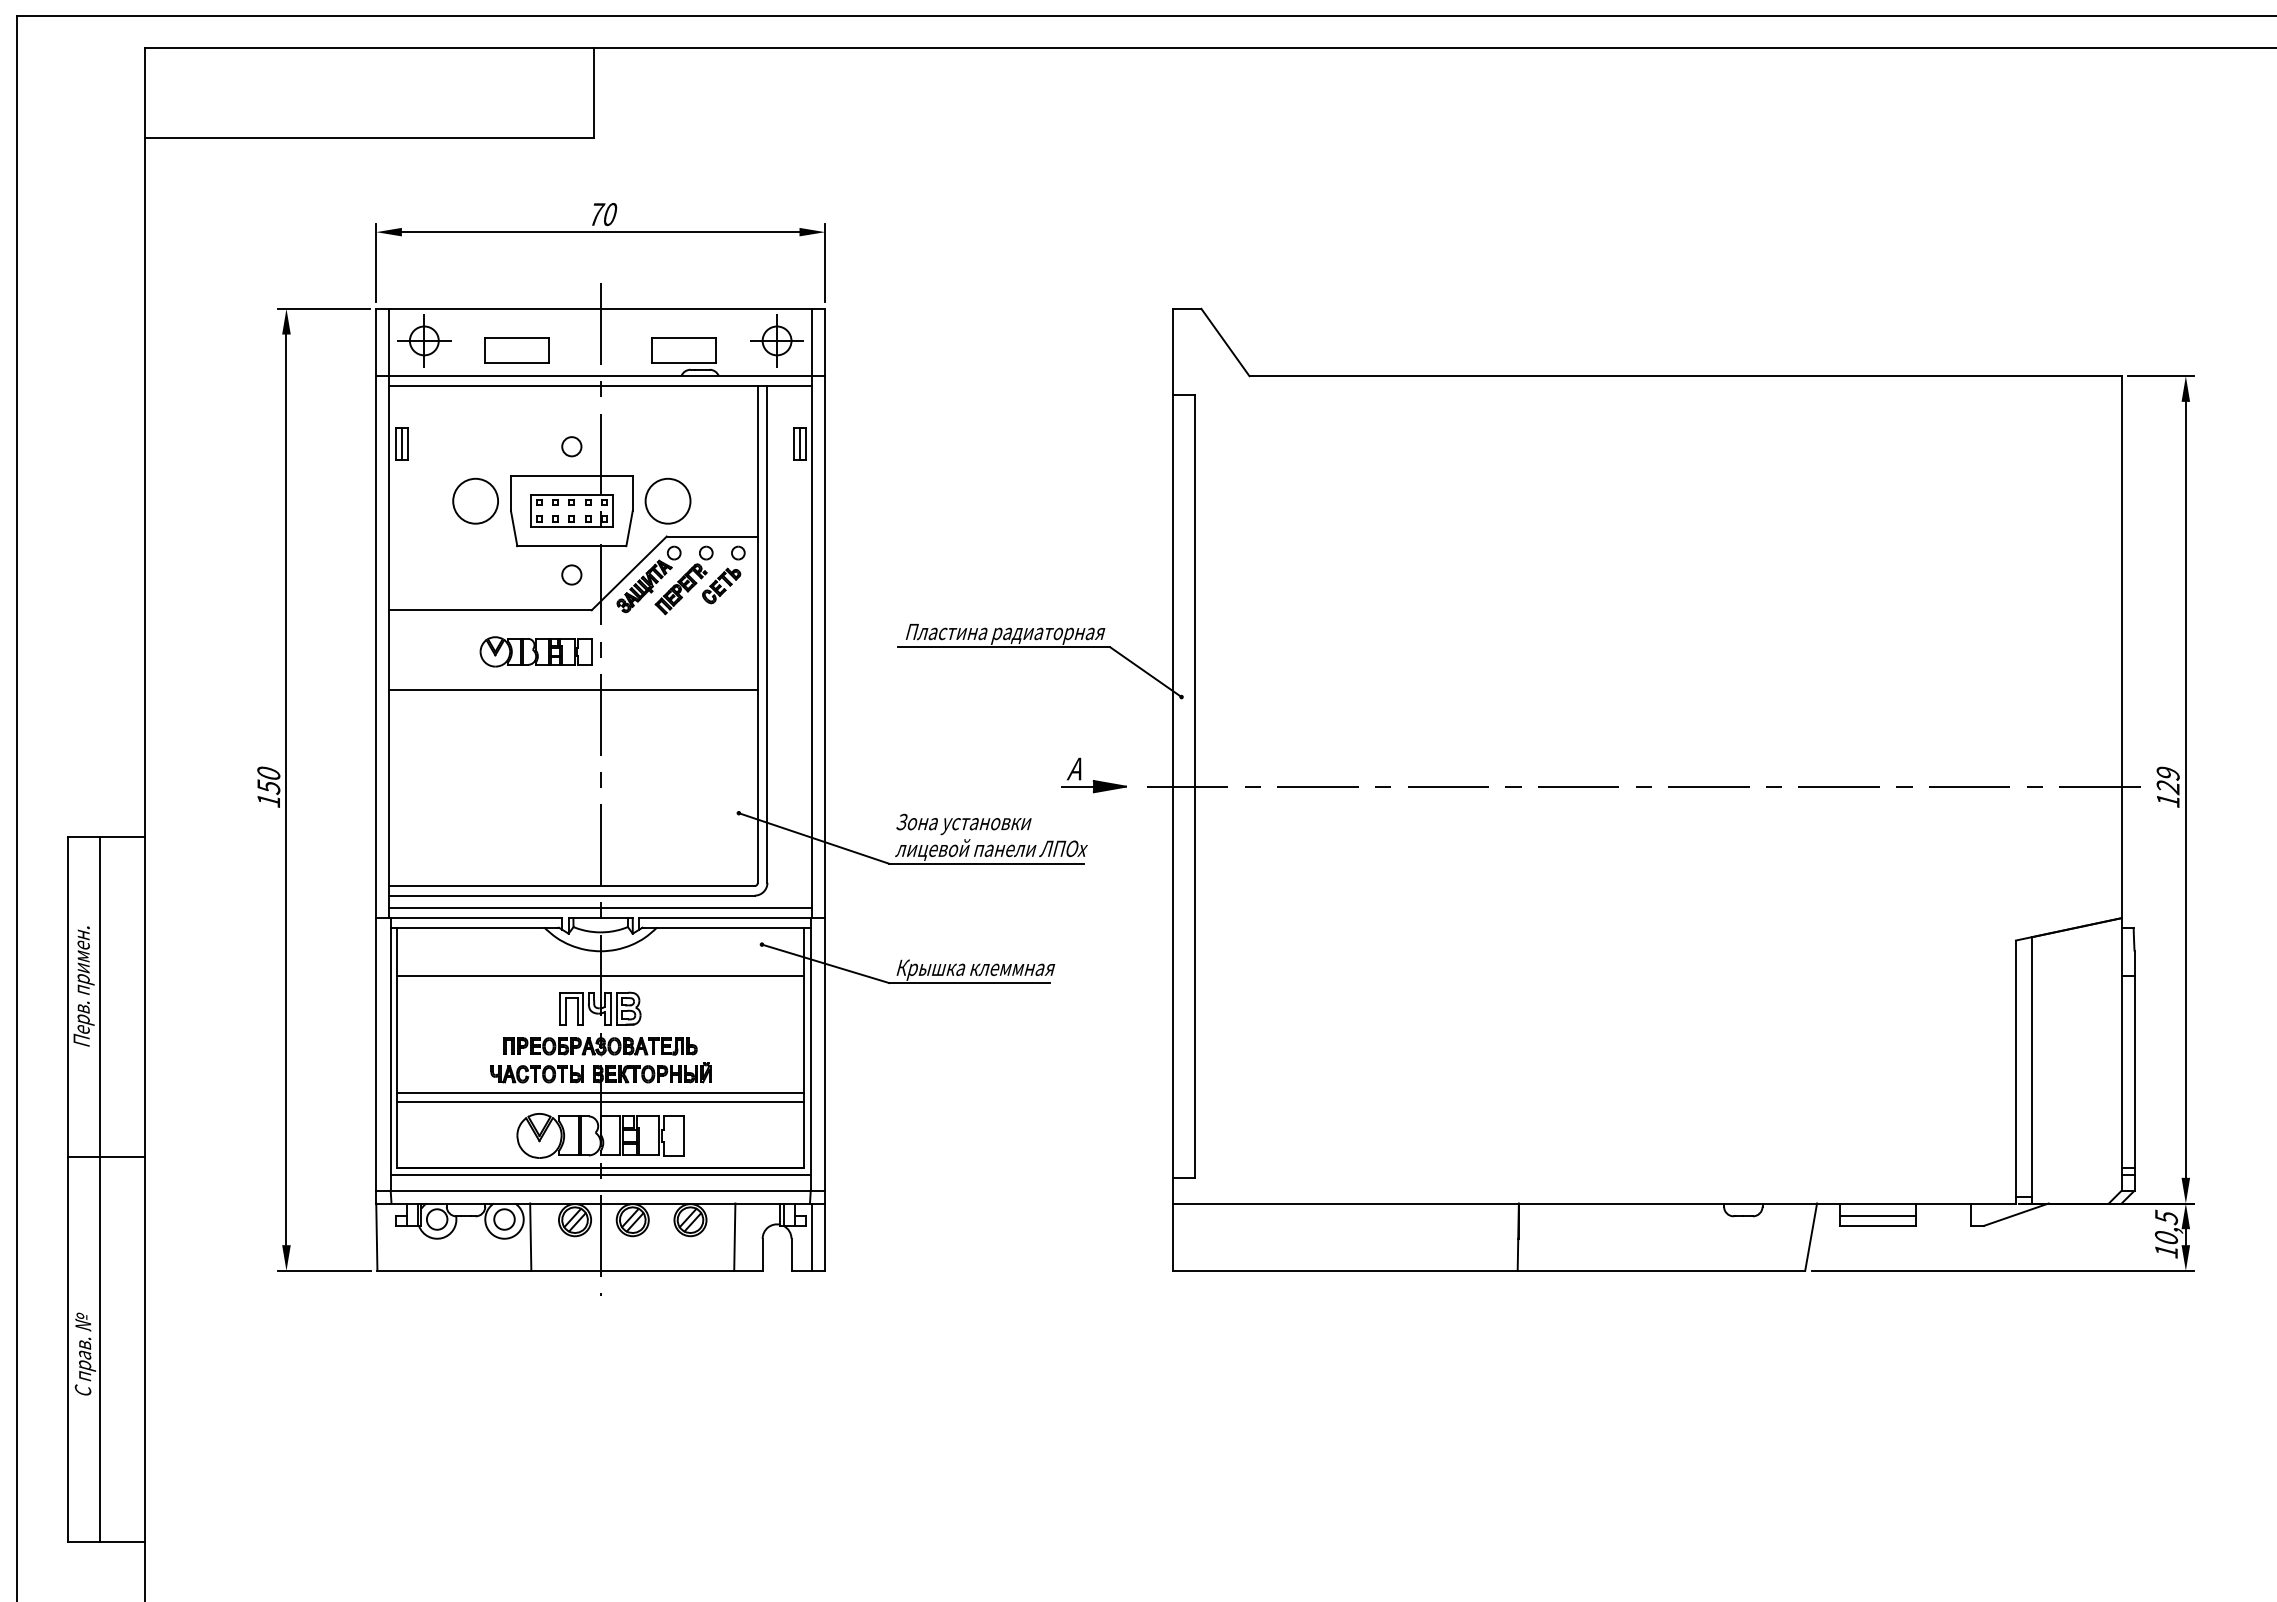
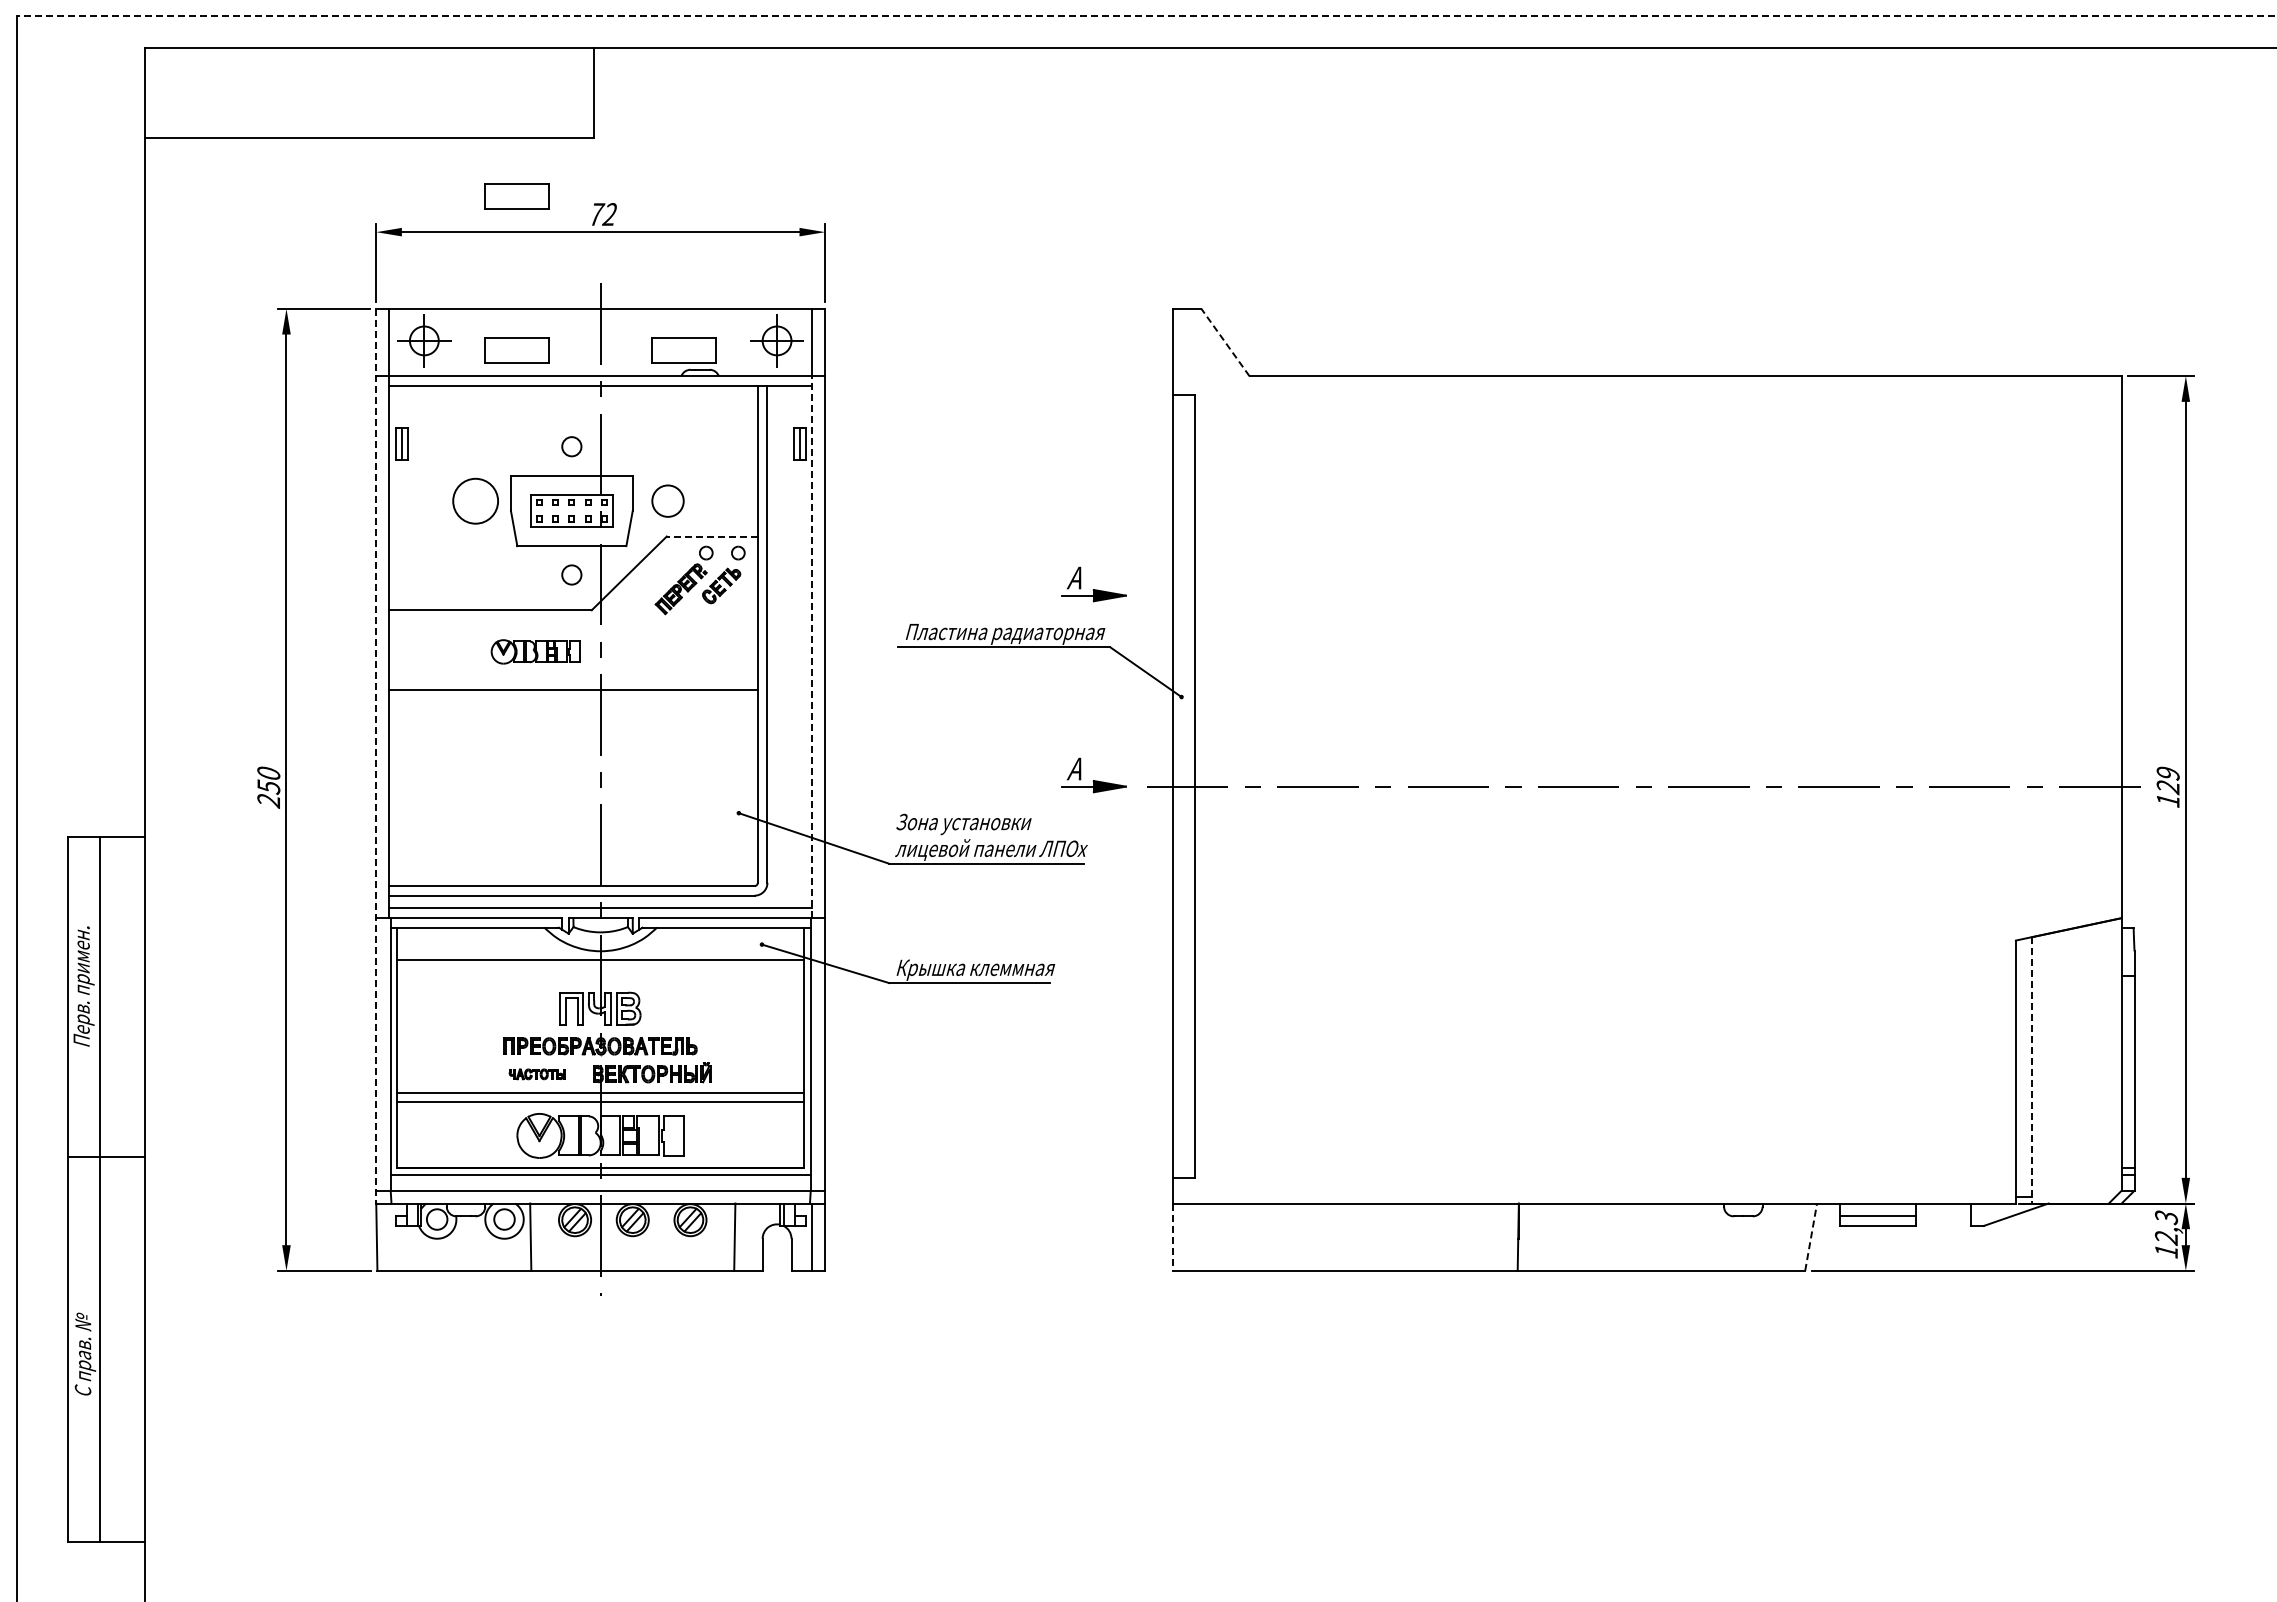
line: solid -> dashed (1146, 15)
part: none -> present (516, 196)
text: 70 -> 72 (609, 214)
line: solid -> dashed (1225, 342)
circle size: 48x48 px -> 34x34 px (667, 500)
line: solid -> dashed (712, 536)
part: present -> none (648, 579)
part: none -> present (1093, 584)
line: solid -> dashed (812, 647)
part size: 114x32 px -> 91x26 px (535, 651)
line: solid -> dashed (376, 756)
text: 150 -> 250 (268, 801)
line position: (600, 975) -> (600, 959) (600, 959)
line: solid -> dashed (2031, 1070)
part size: 94x19 px -> 58x13 px (536, 1074)
text: 10,5 -> 12,3 (2166, 1227)
line: solid -> dashed (1811, 1236)
line: solid -> dashed (1172, 1237)
